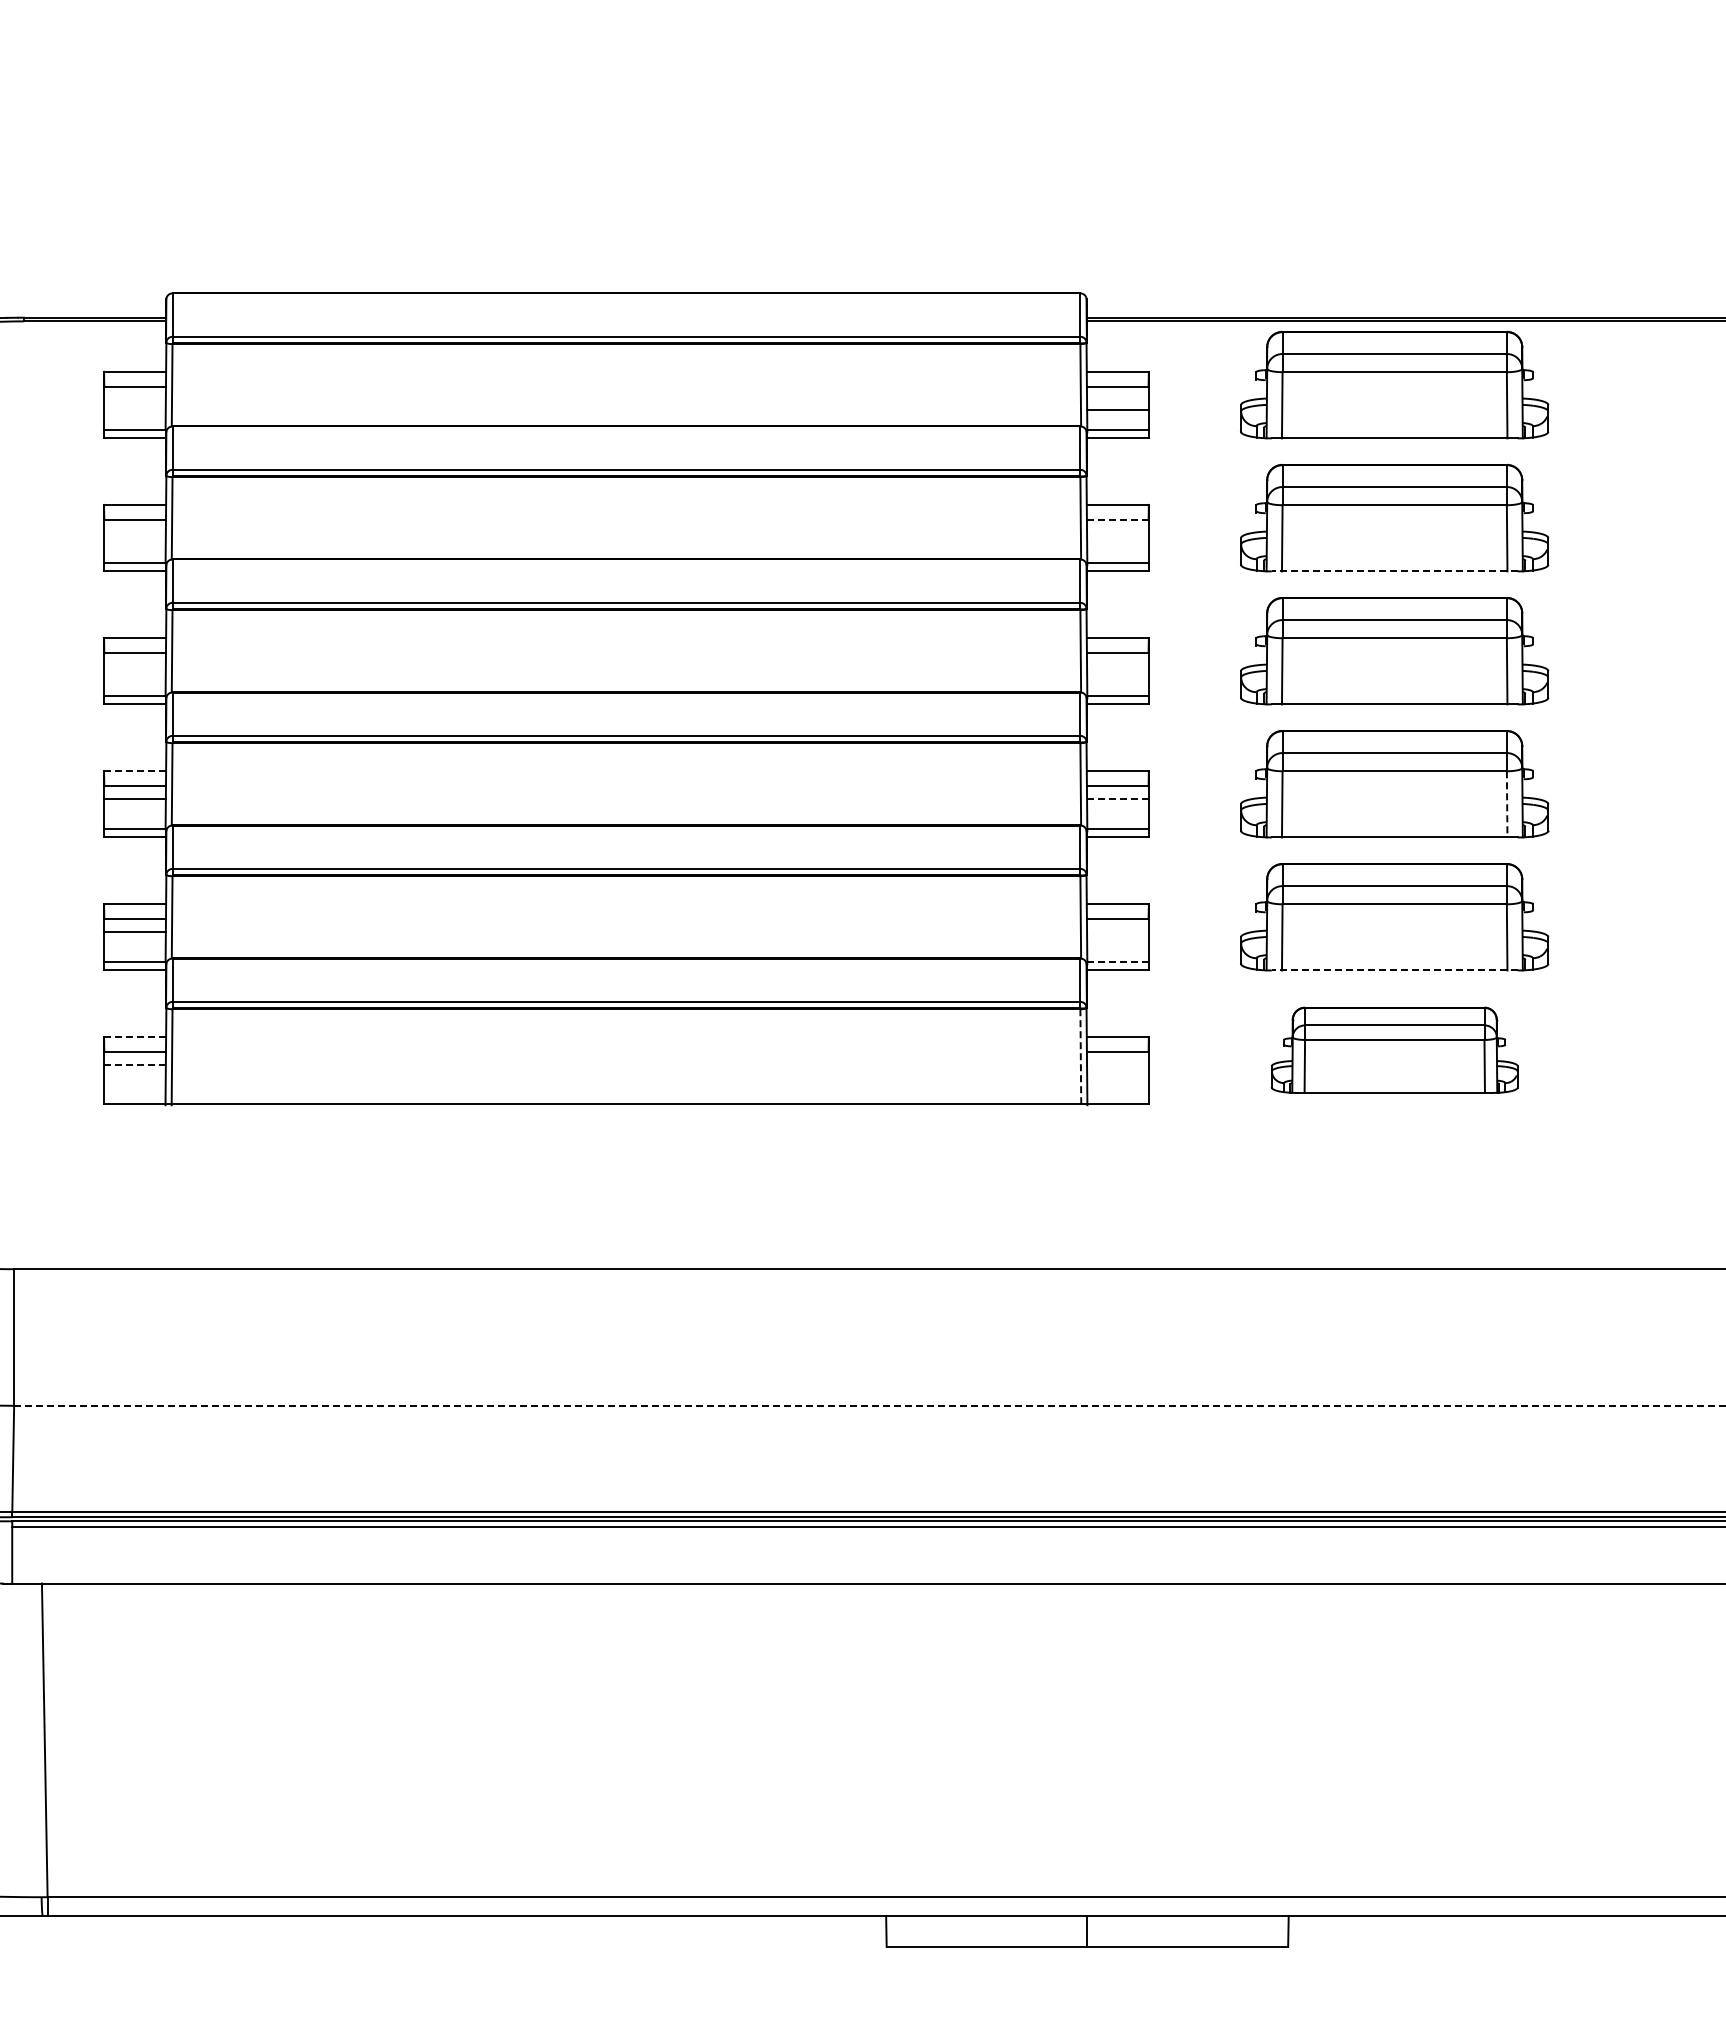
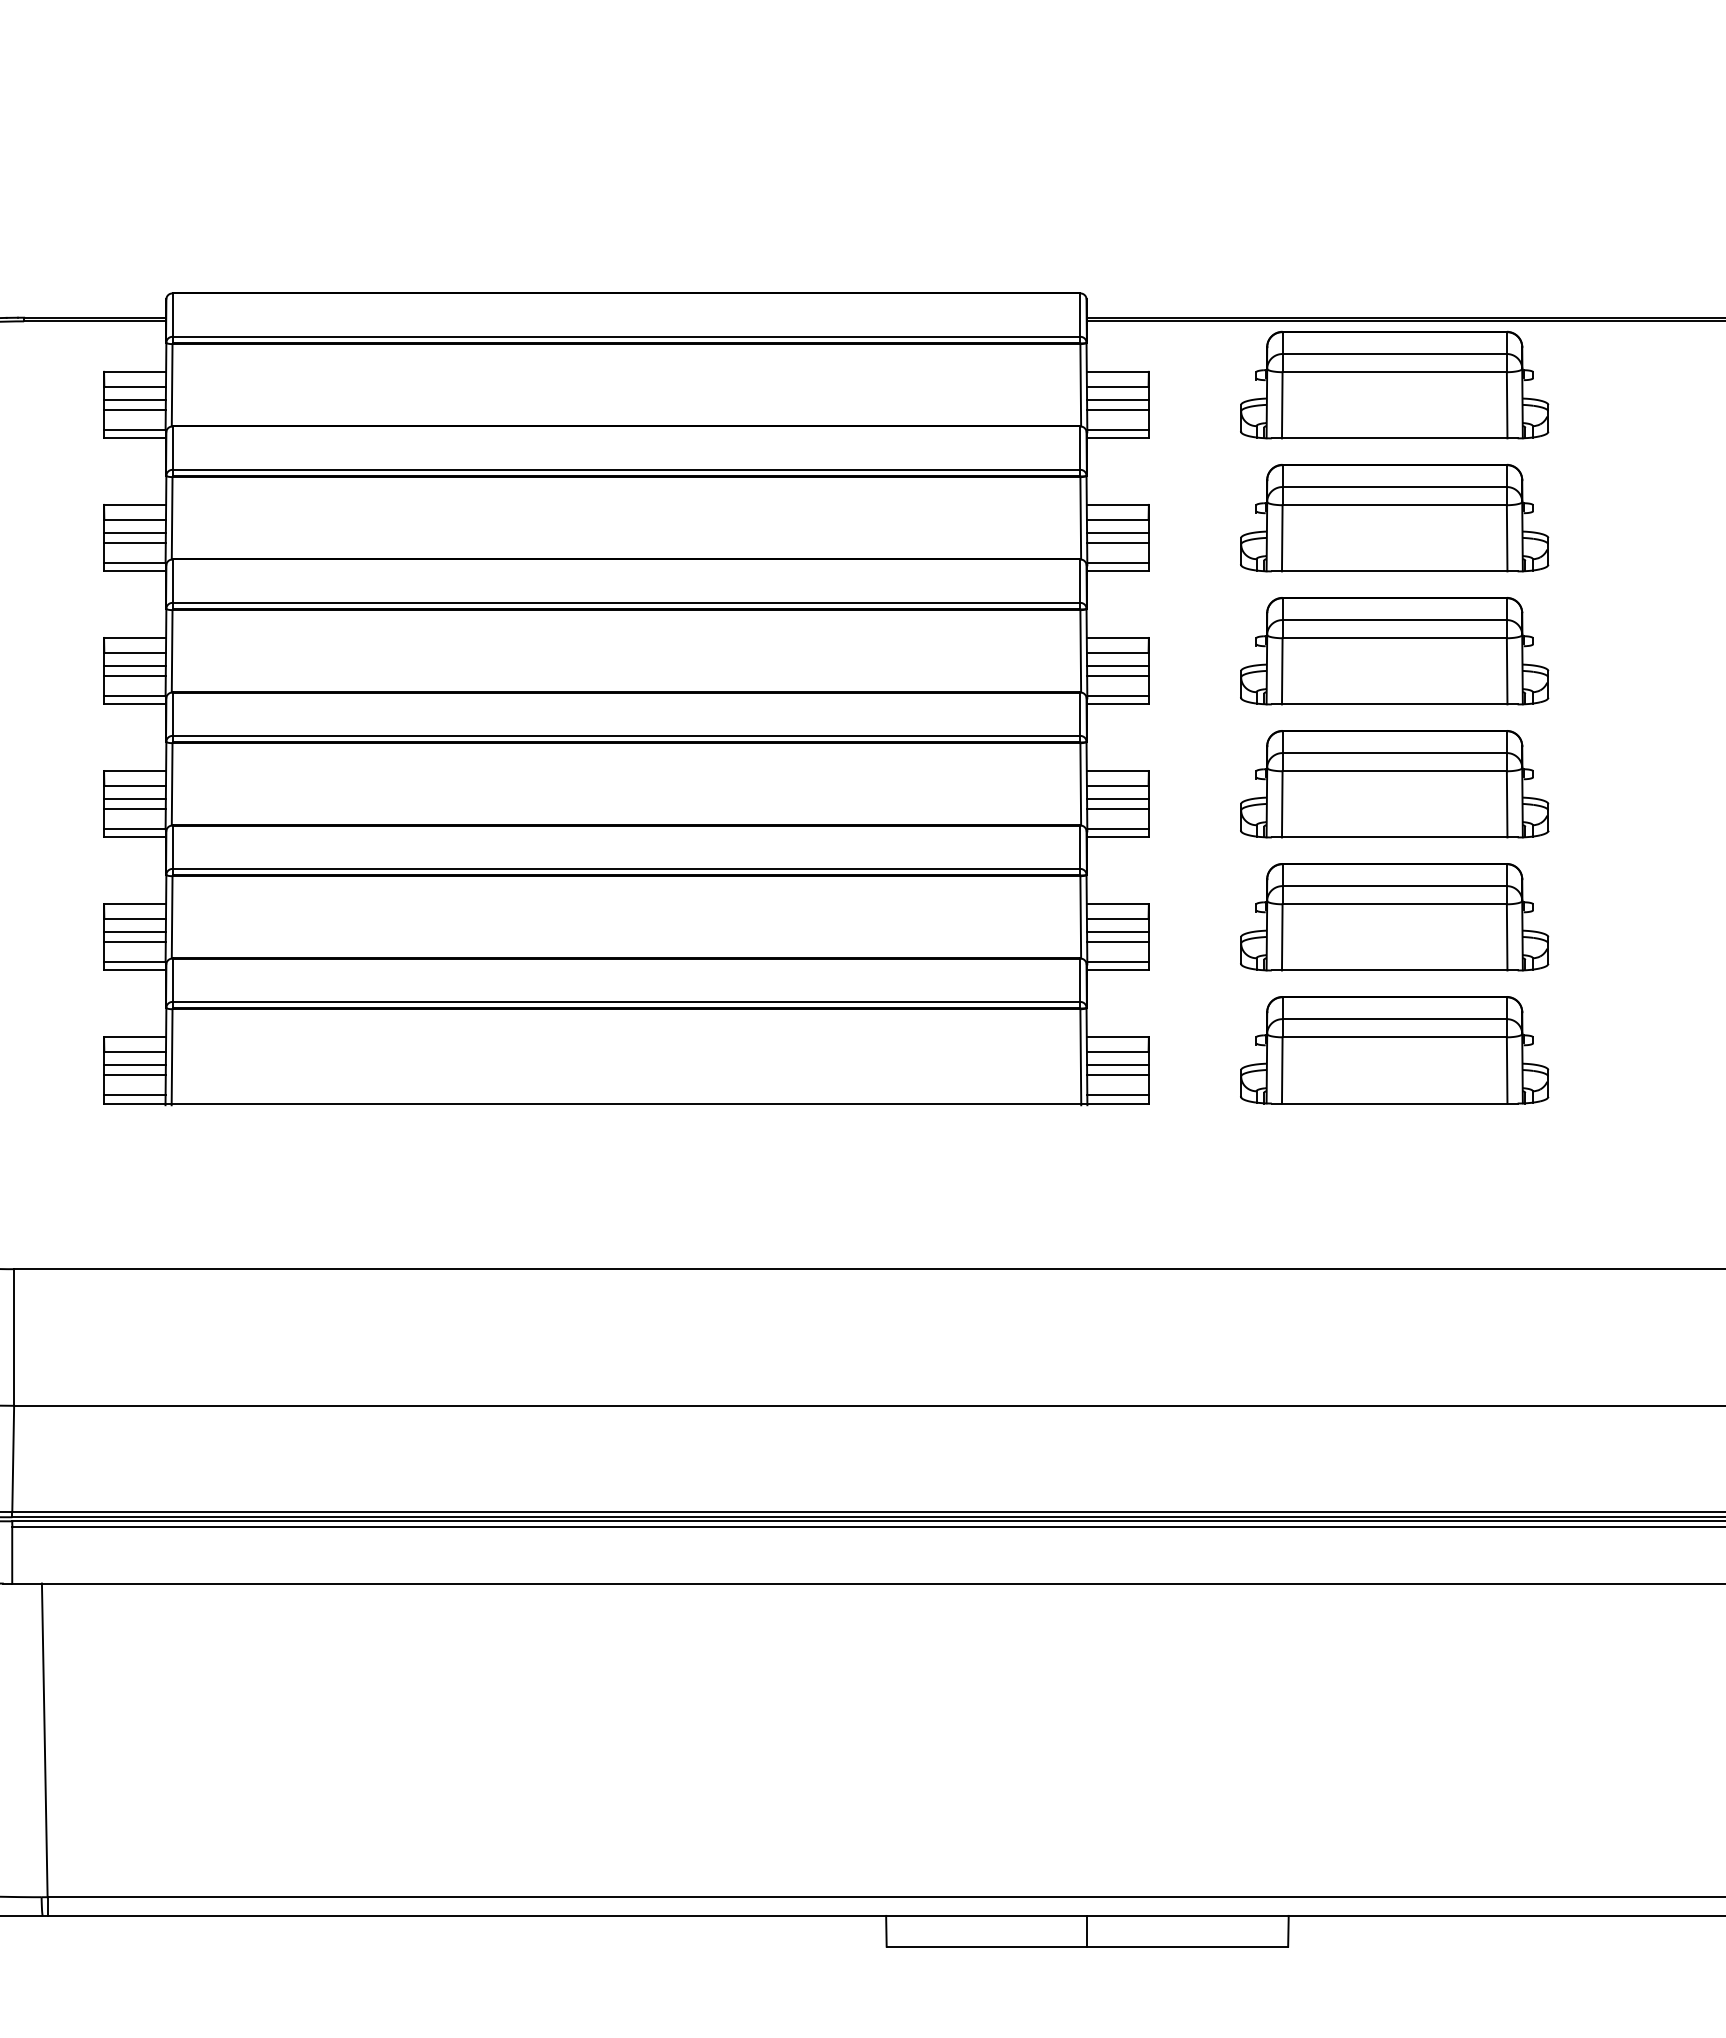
line: none -> present (134, 400)
line: none -> present (1117, 400)
line: none -> present (134, 410)
line: dashed -> solid (1117, 519)
line: none -> present (134, 533)
line: none -> present (1117, 533)
line: none -> present (134, 543)
line: none -> present (1117, 543)
line: dashed -> solid (1394, 571)
line: none -> present (134, 666)
line: none -> present (1117, 666)
line: none -> present (134, 676)
line: none -> present (1117, 676)
line: dashed -> solid (134, 770)
line: dashed -> solid (1118, 799)
line: dashed -> solid (1507, 804)
line: none -> present (134, 809)
line: none -> present (1117, 809)
line: none -> present (1117, 932)
line: none -> present (134, 942)
line: none -> present (1117, 942)
line: dashed -> solid (1118, 962)
line: dashed -> solid (1394, 970)
line: dashed -> solid (134, 1036)
part size: 249x88 px -> 310x109 px (1394, 1050)
line: dashed -> solid (1080, 1057)
line: dashed -> solid (134, 1065)
line: none -> present (1117, 1065)
line: none -> present (134, 1075)
line: none -> present (1117, 1075)
line: none -> present (134, 1095)
line: none -> present (1117, 1095)
line: dashed -> solid (869, 1405)
